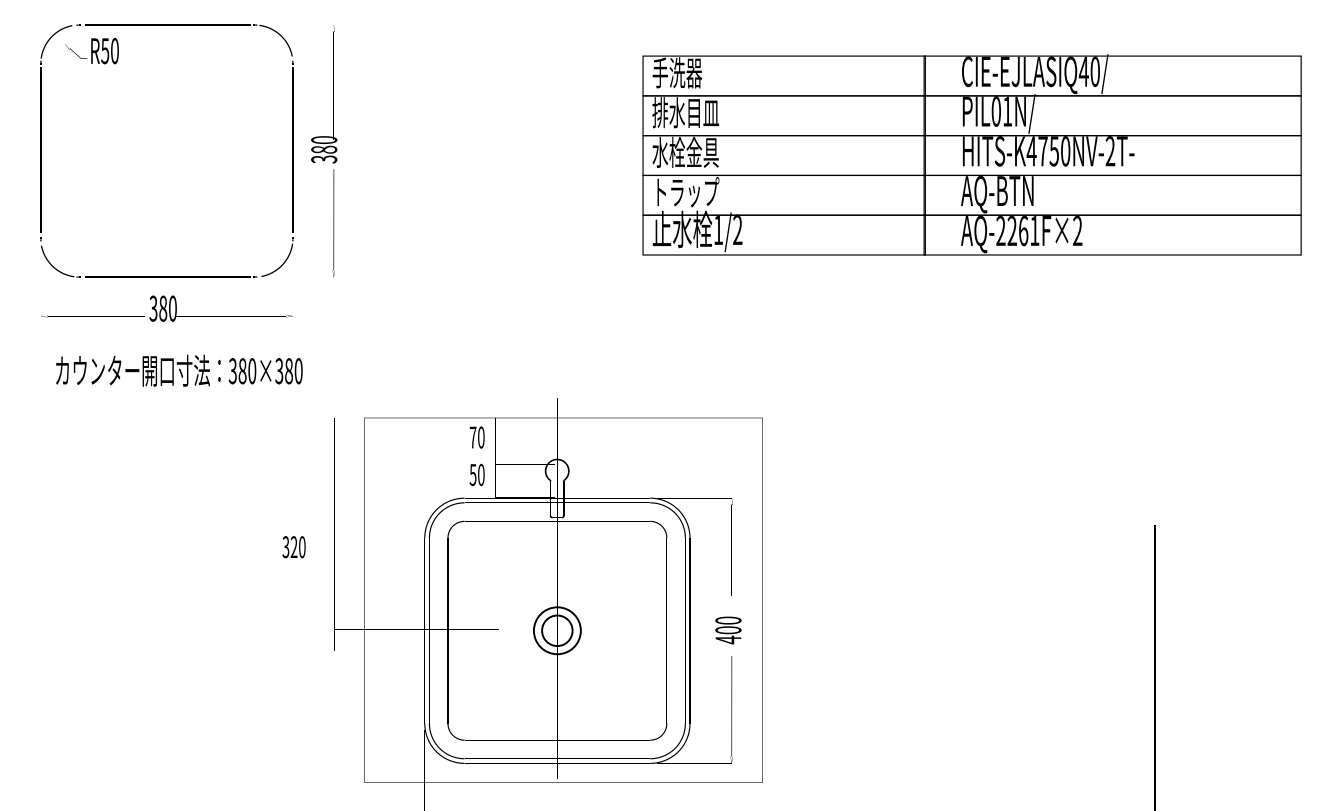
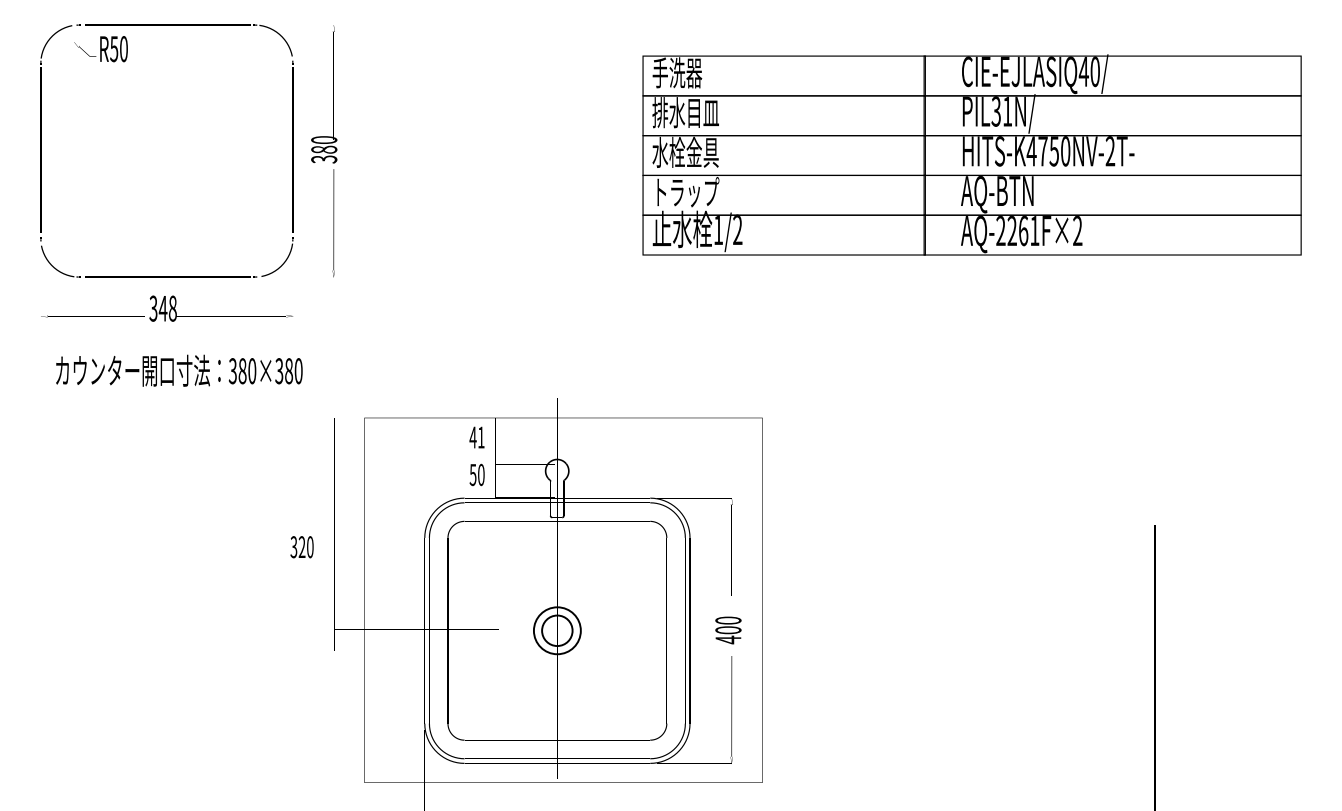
text position: (91, 51) -> (100, 49) (100, 49)
text: PIL01N/ -> PIL31N/ (995, 111)
text: 380 -> 348 (167, 308)
text: 70 -> 41 (476, 437)
text position: (293, 547) -> (301, 547) (301, 547)
